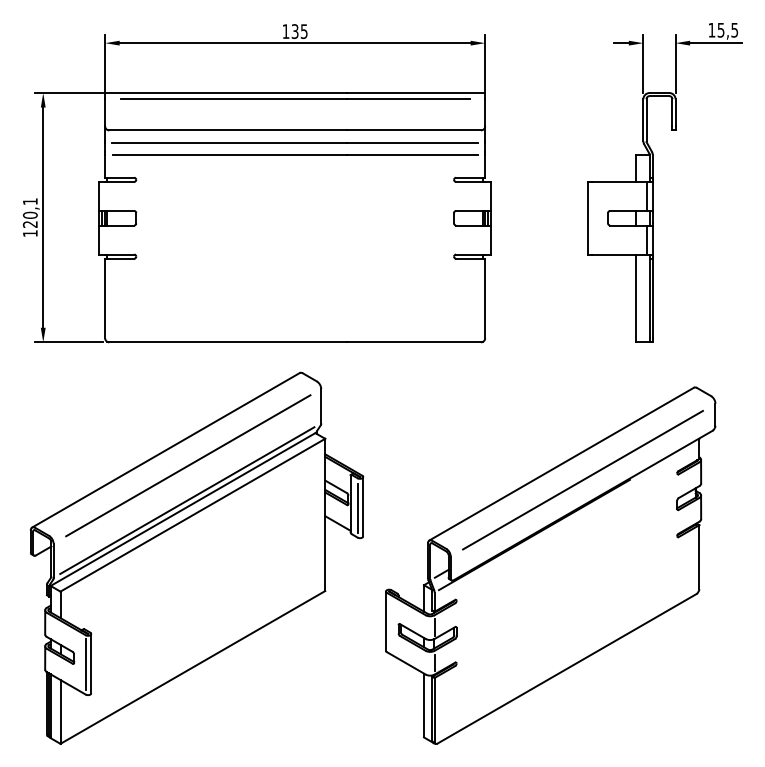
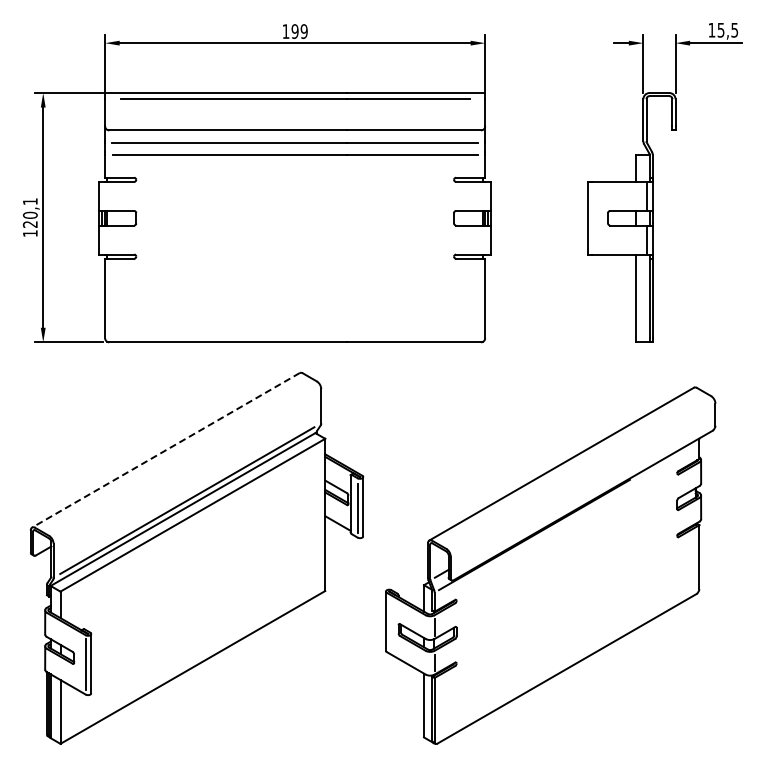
text: 135 -> 199 (299, 31)
line: solid -> dashed (165, 450)
line: present -> none (188, 465)
line: present -> none (582, 480)
